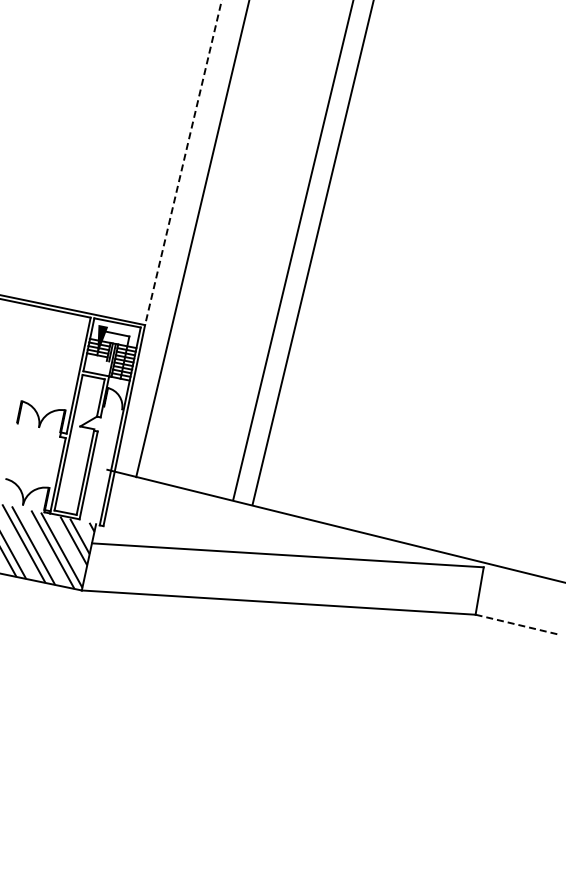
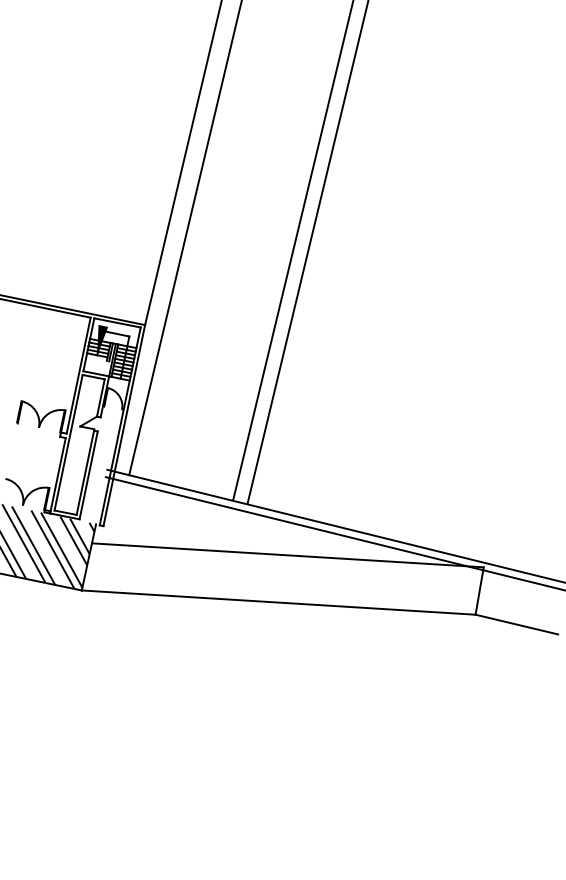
line: dashed -> solid (183, 162)
line position: (192, 239) -> (185, 238) (185, 238)
line position: (312, 253) -> (307, 252) (307, 252)
line: none -> present (333, 533)
line: dashed -> solid (517, 624)
